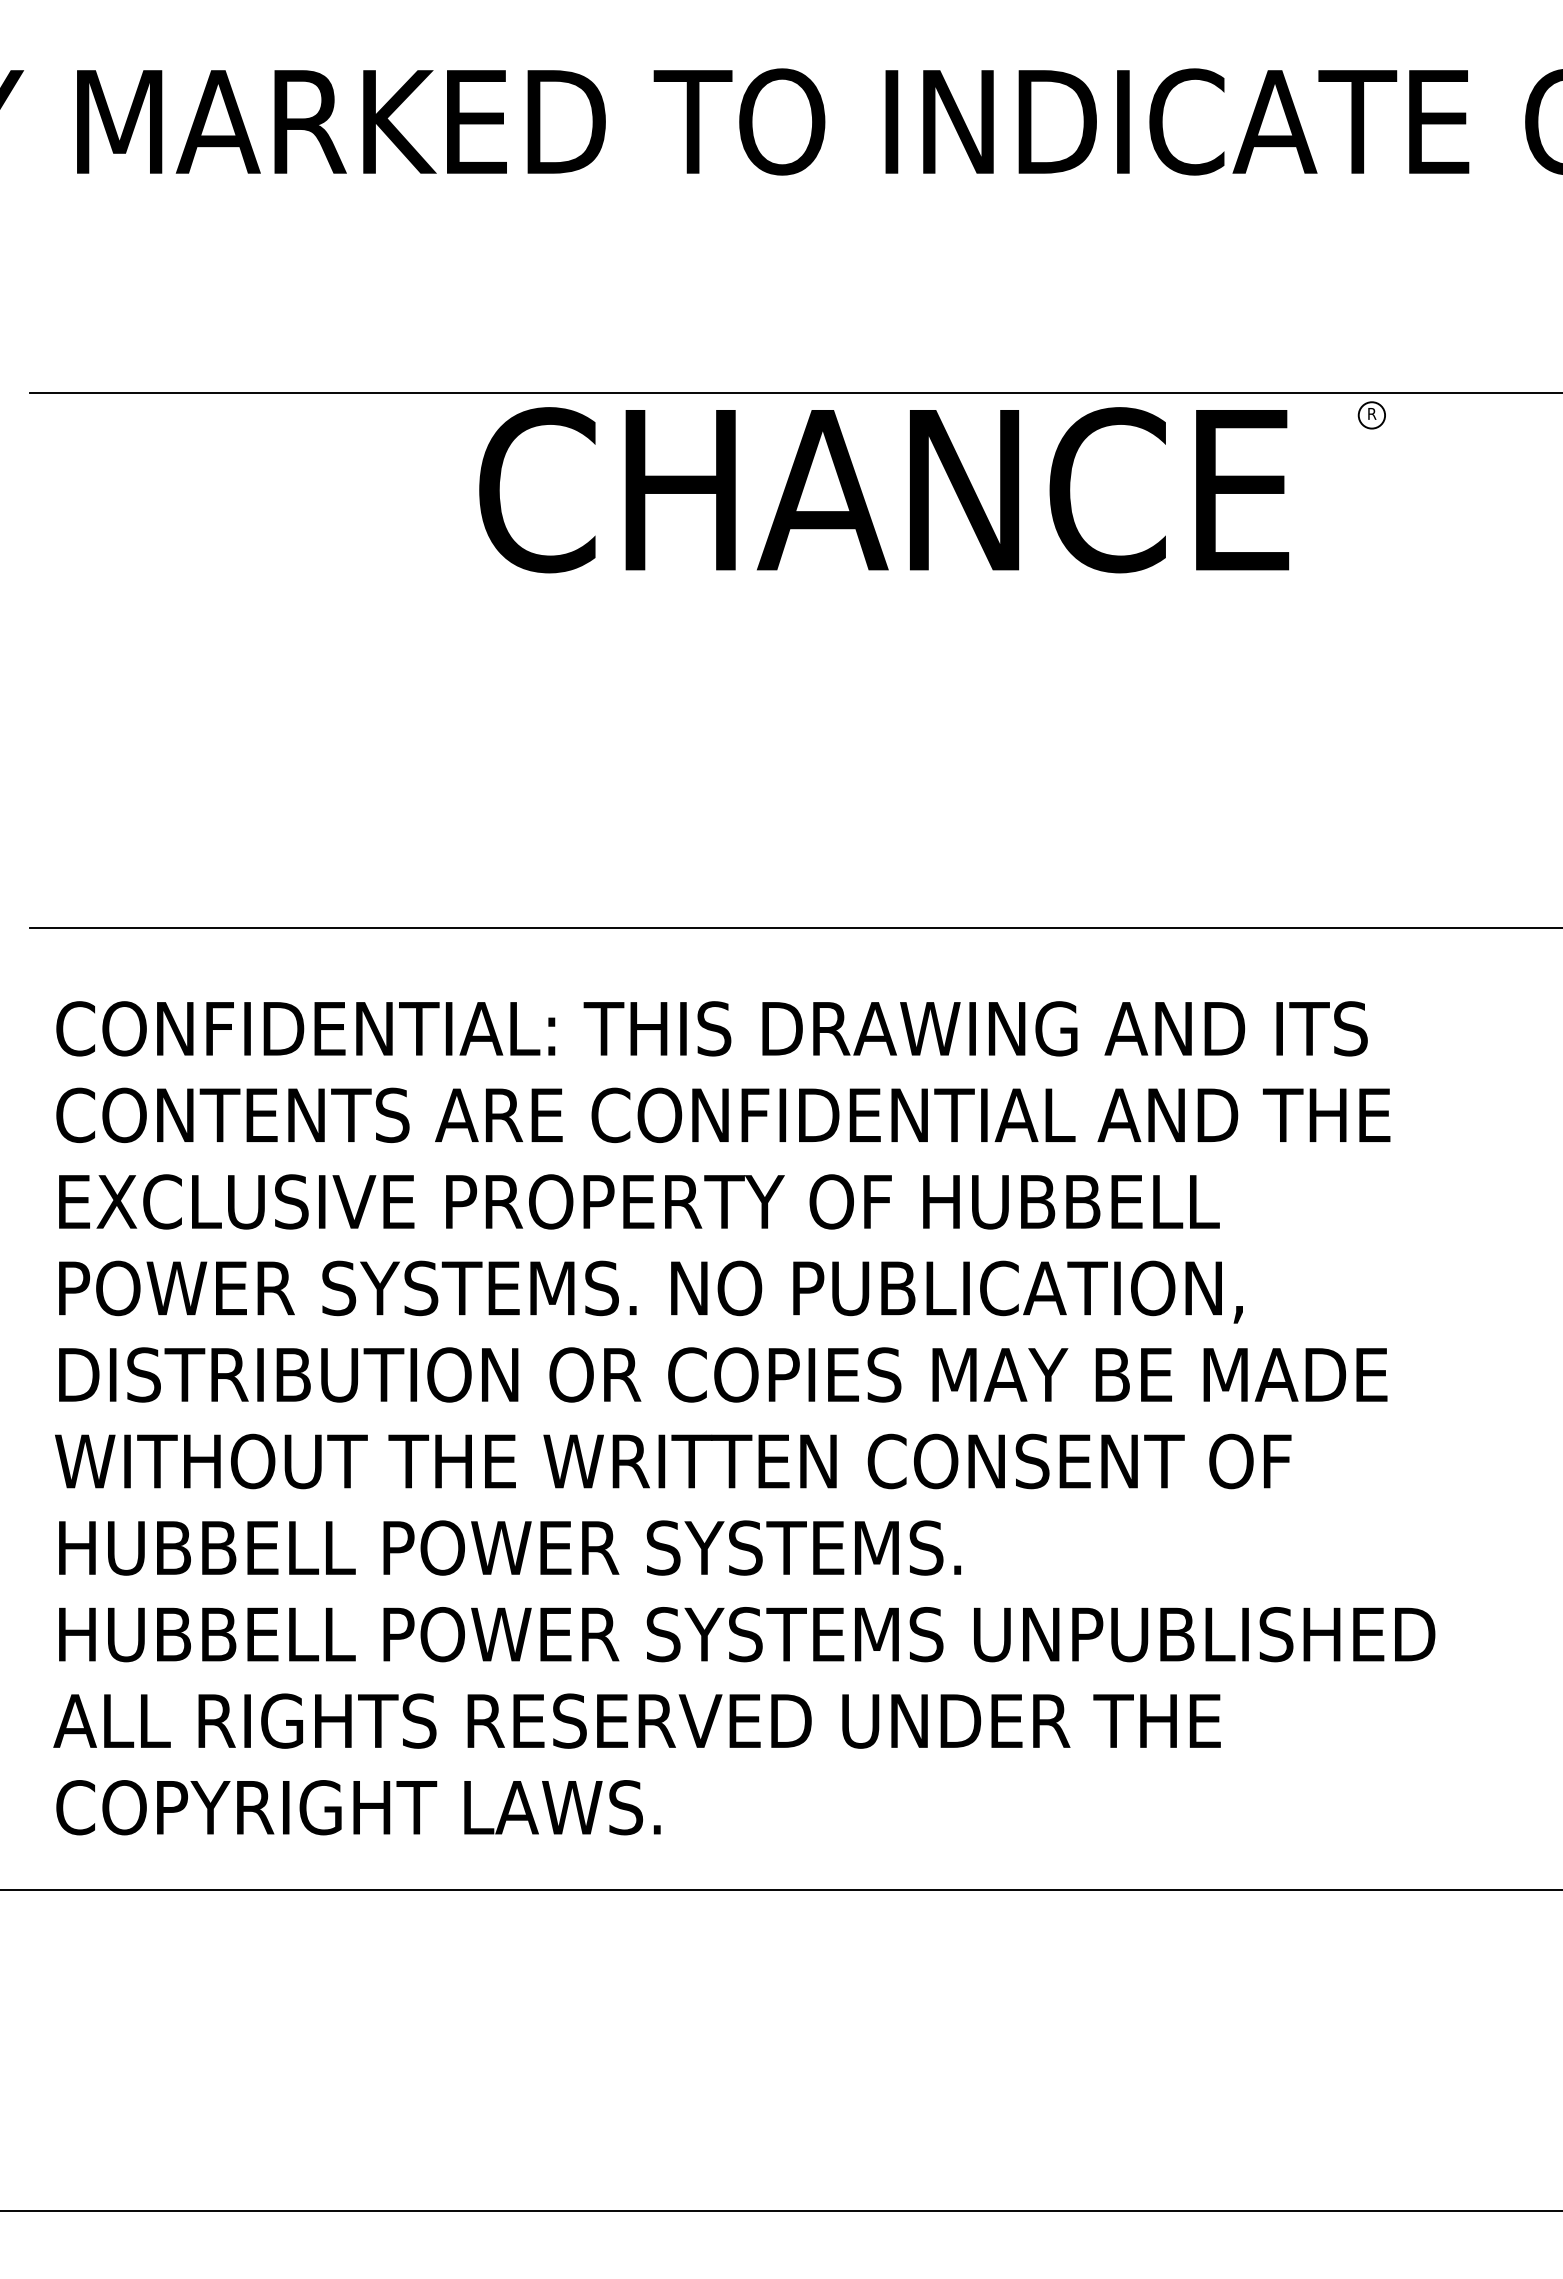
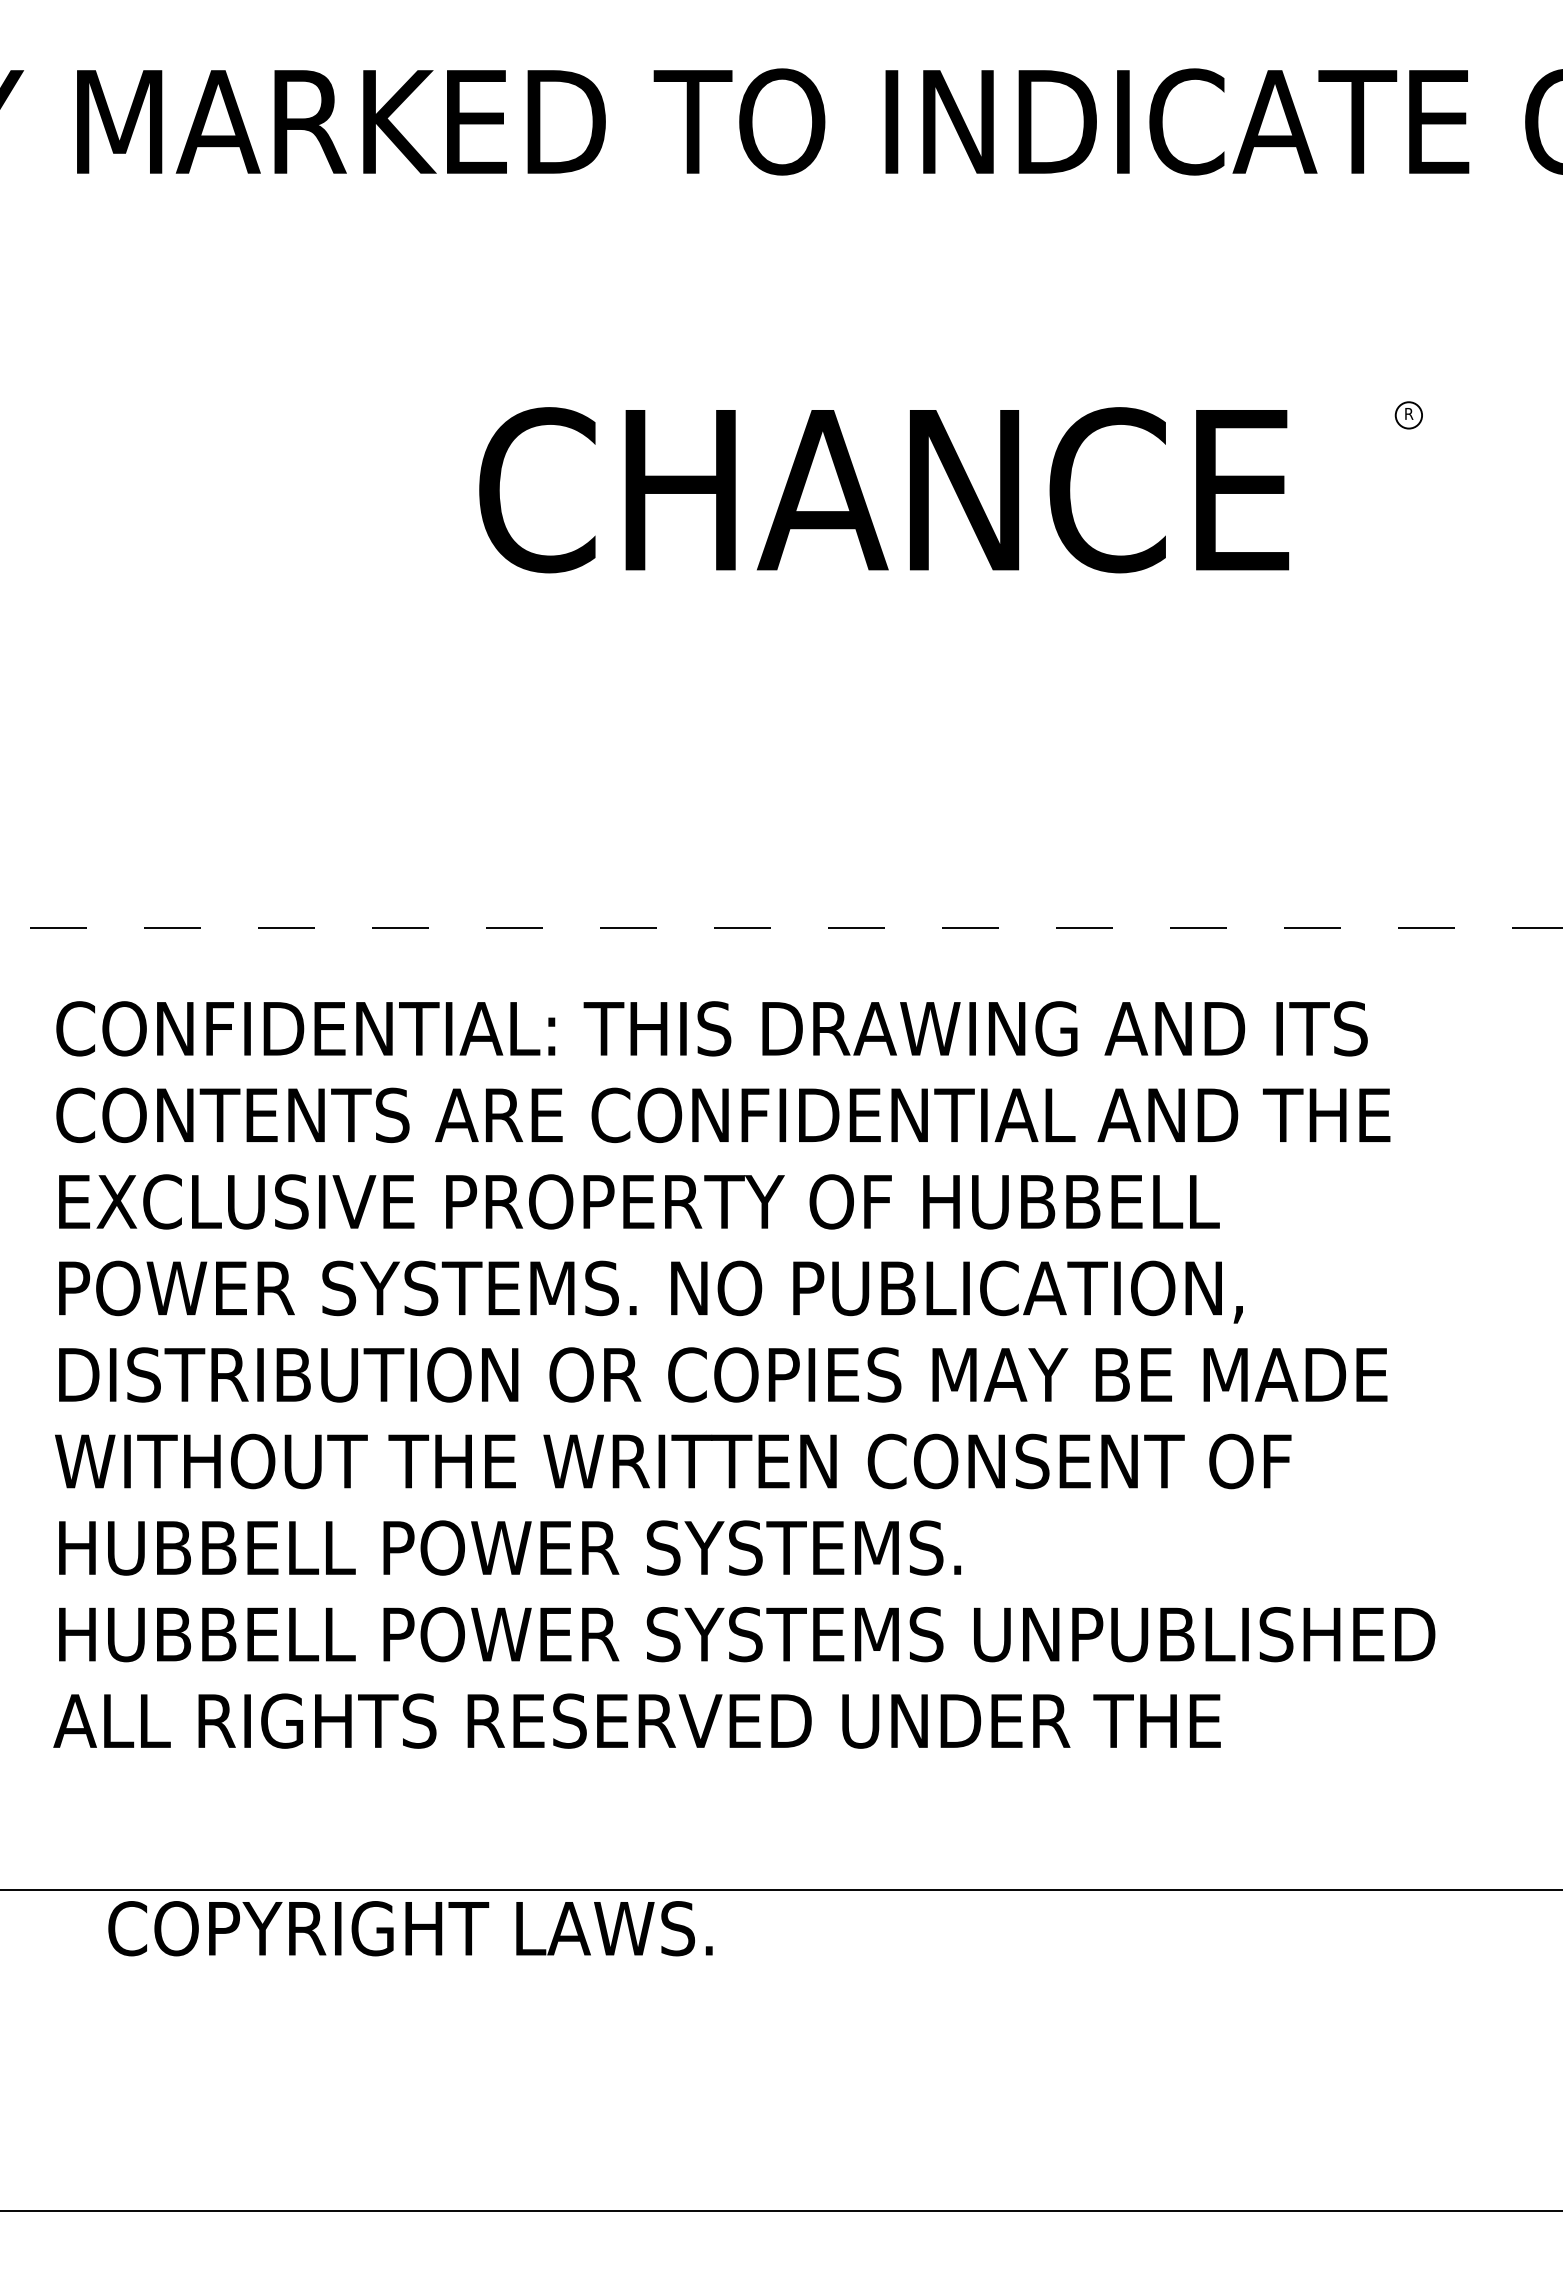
line: present -> none (794, 393)
part position: (1371, 415) -> (1408, 415) (1408, 415)
line: solid -> dashed (796, 927)
text position: (358, 1807) -> (410, 1928) (410, 1928)
